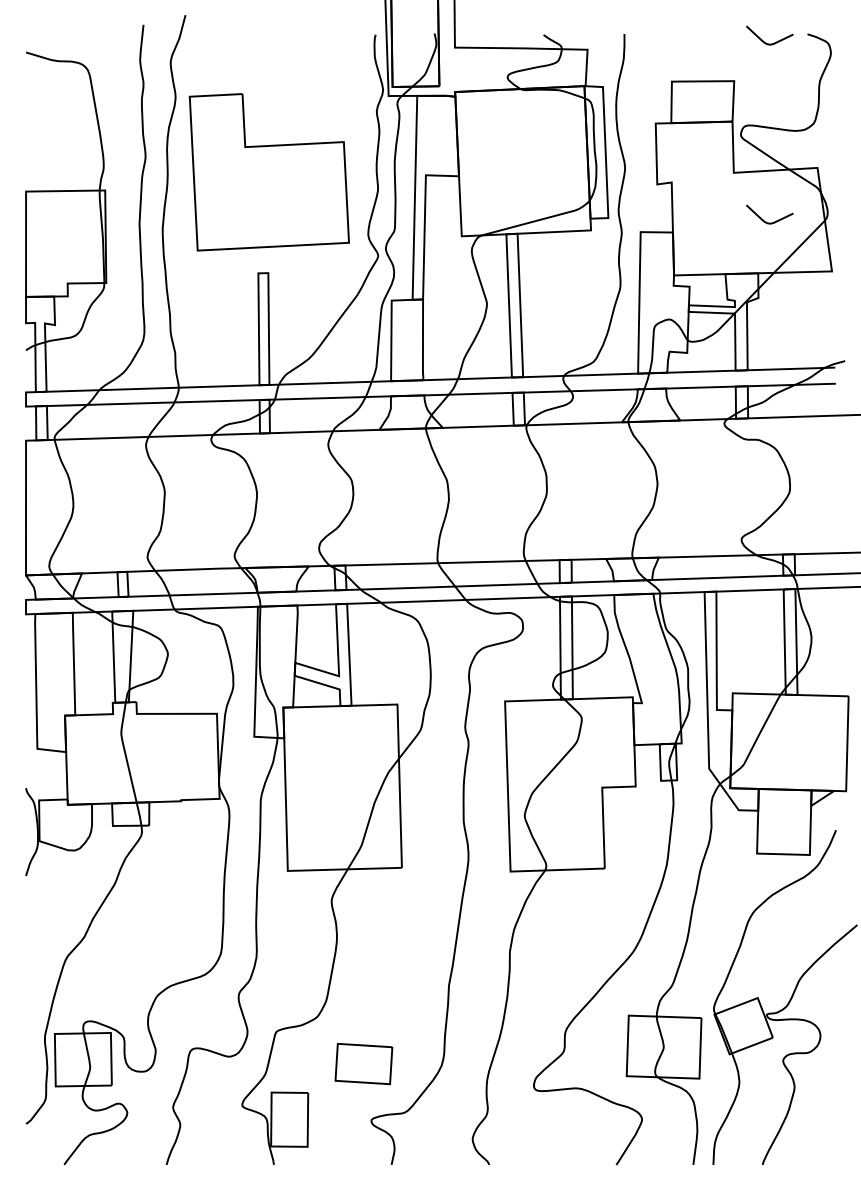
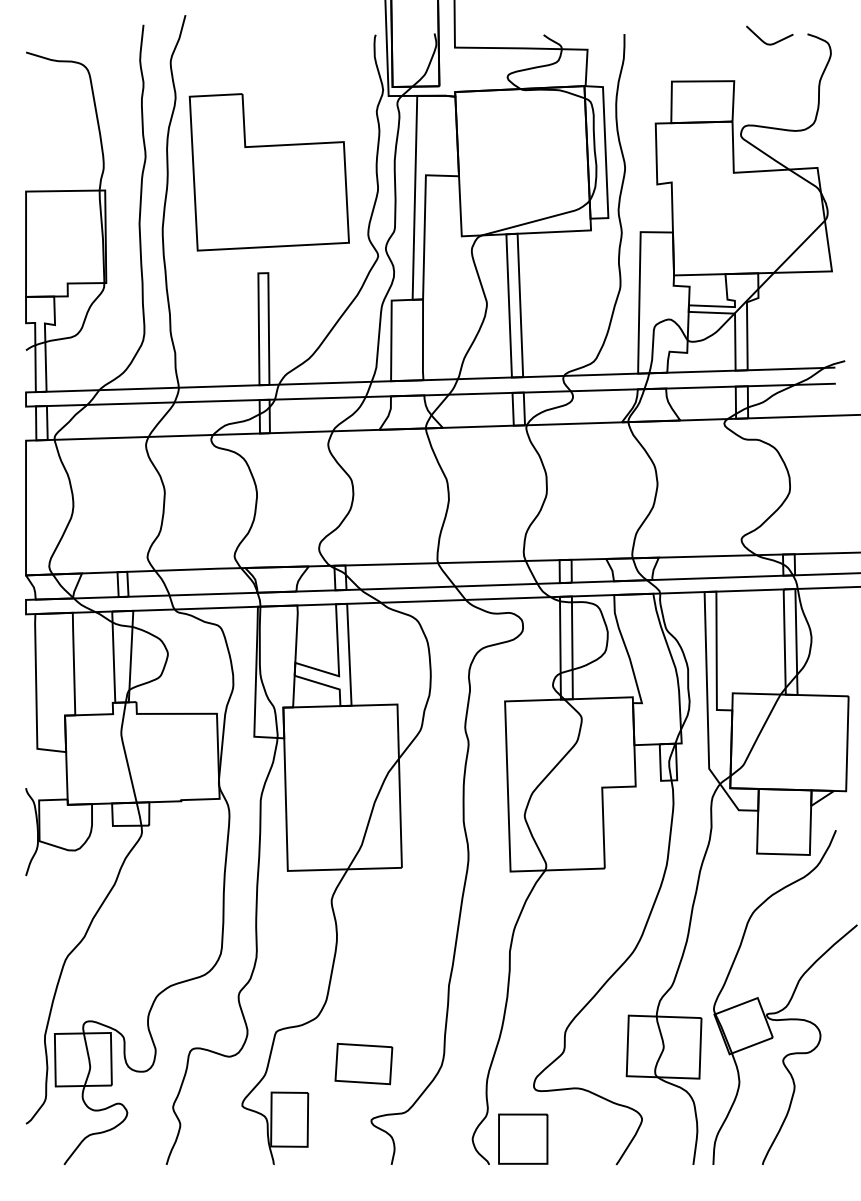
curve: present -> none (766, 221)
part: none -> present (523, 1138)
